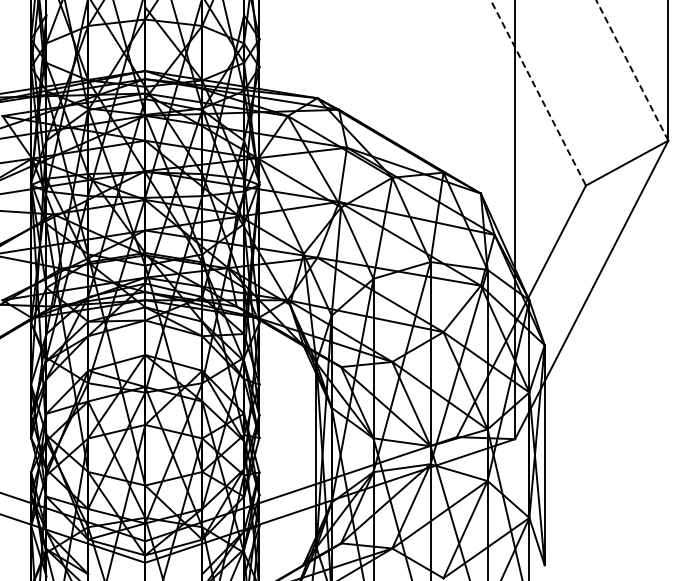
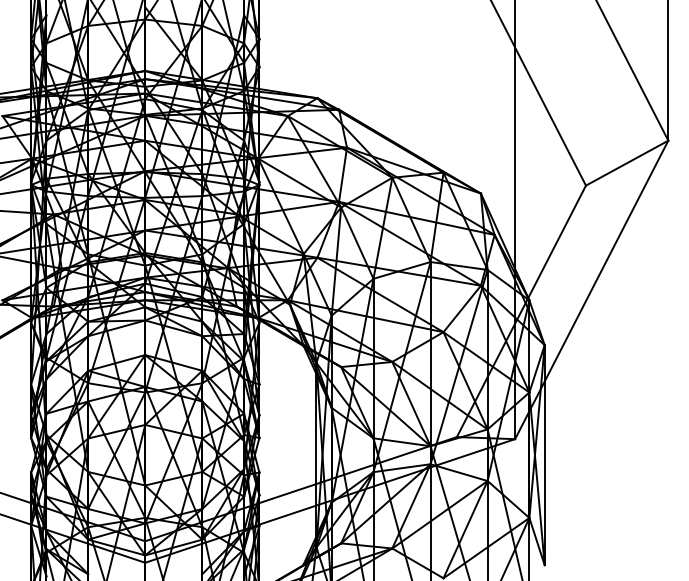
line: dashed -> solid (632, 70)
line: dashed -> solid (538, 93)
